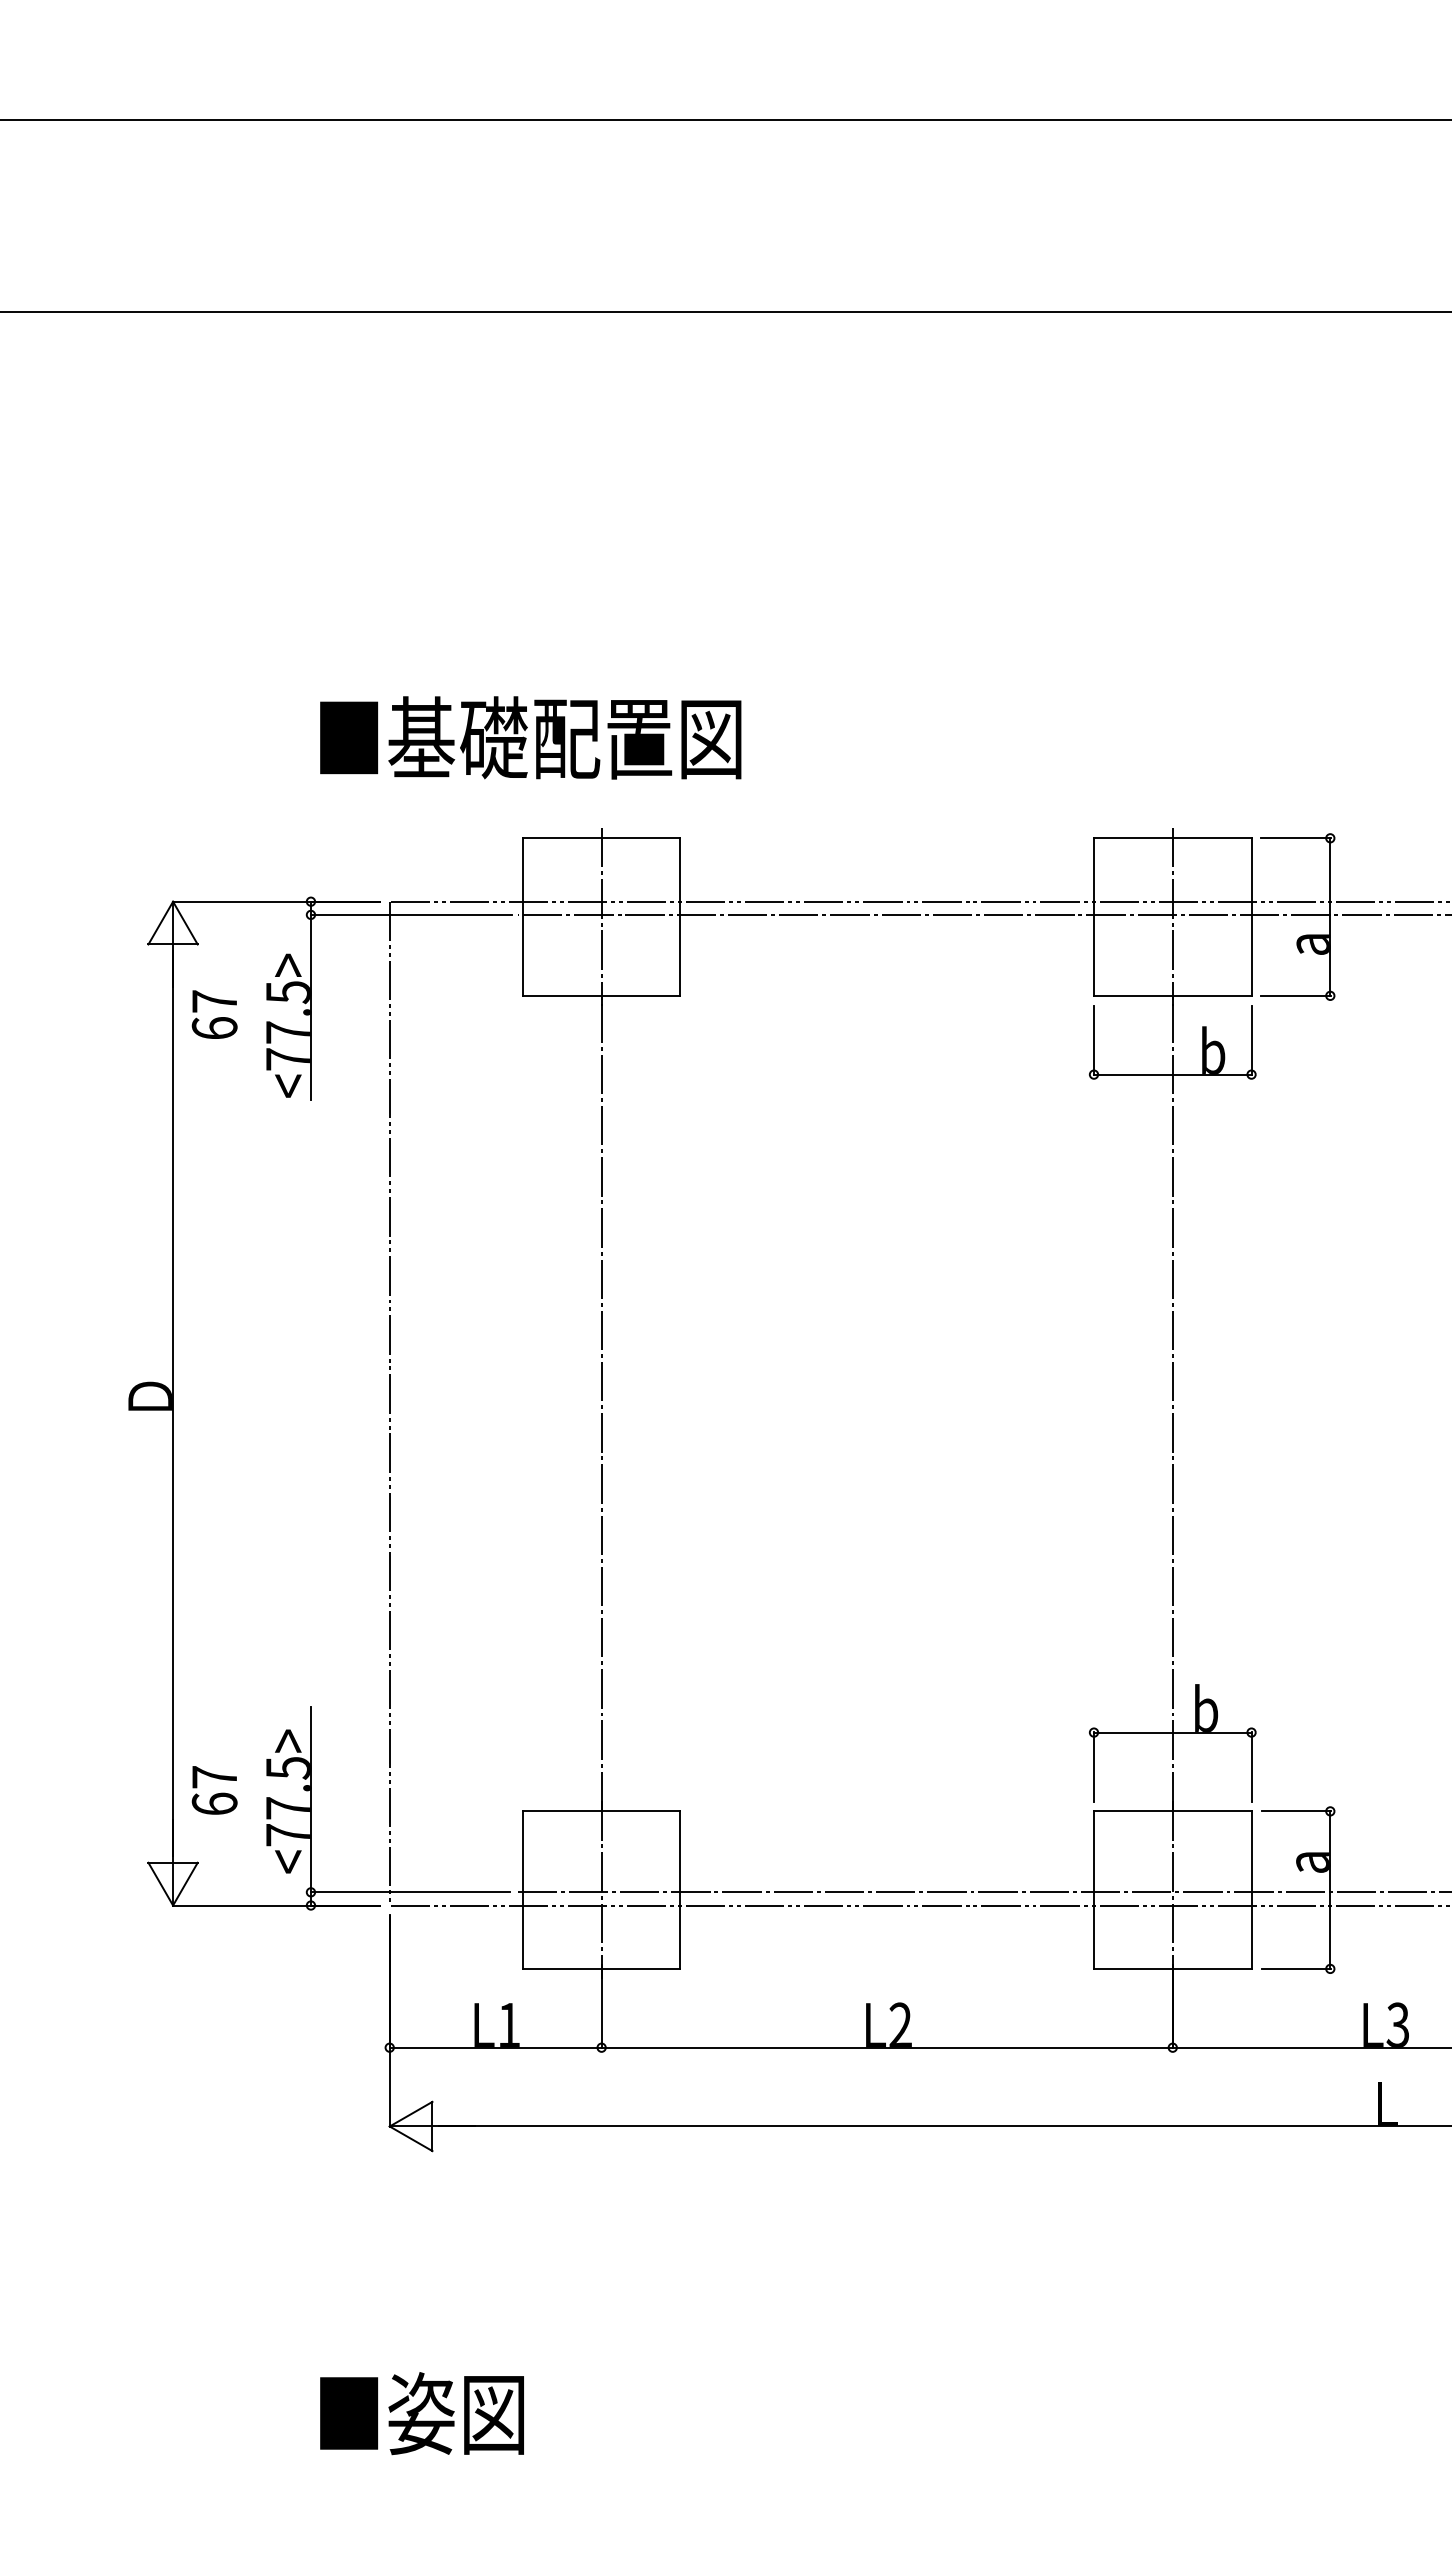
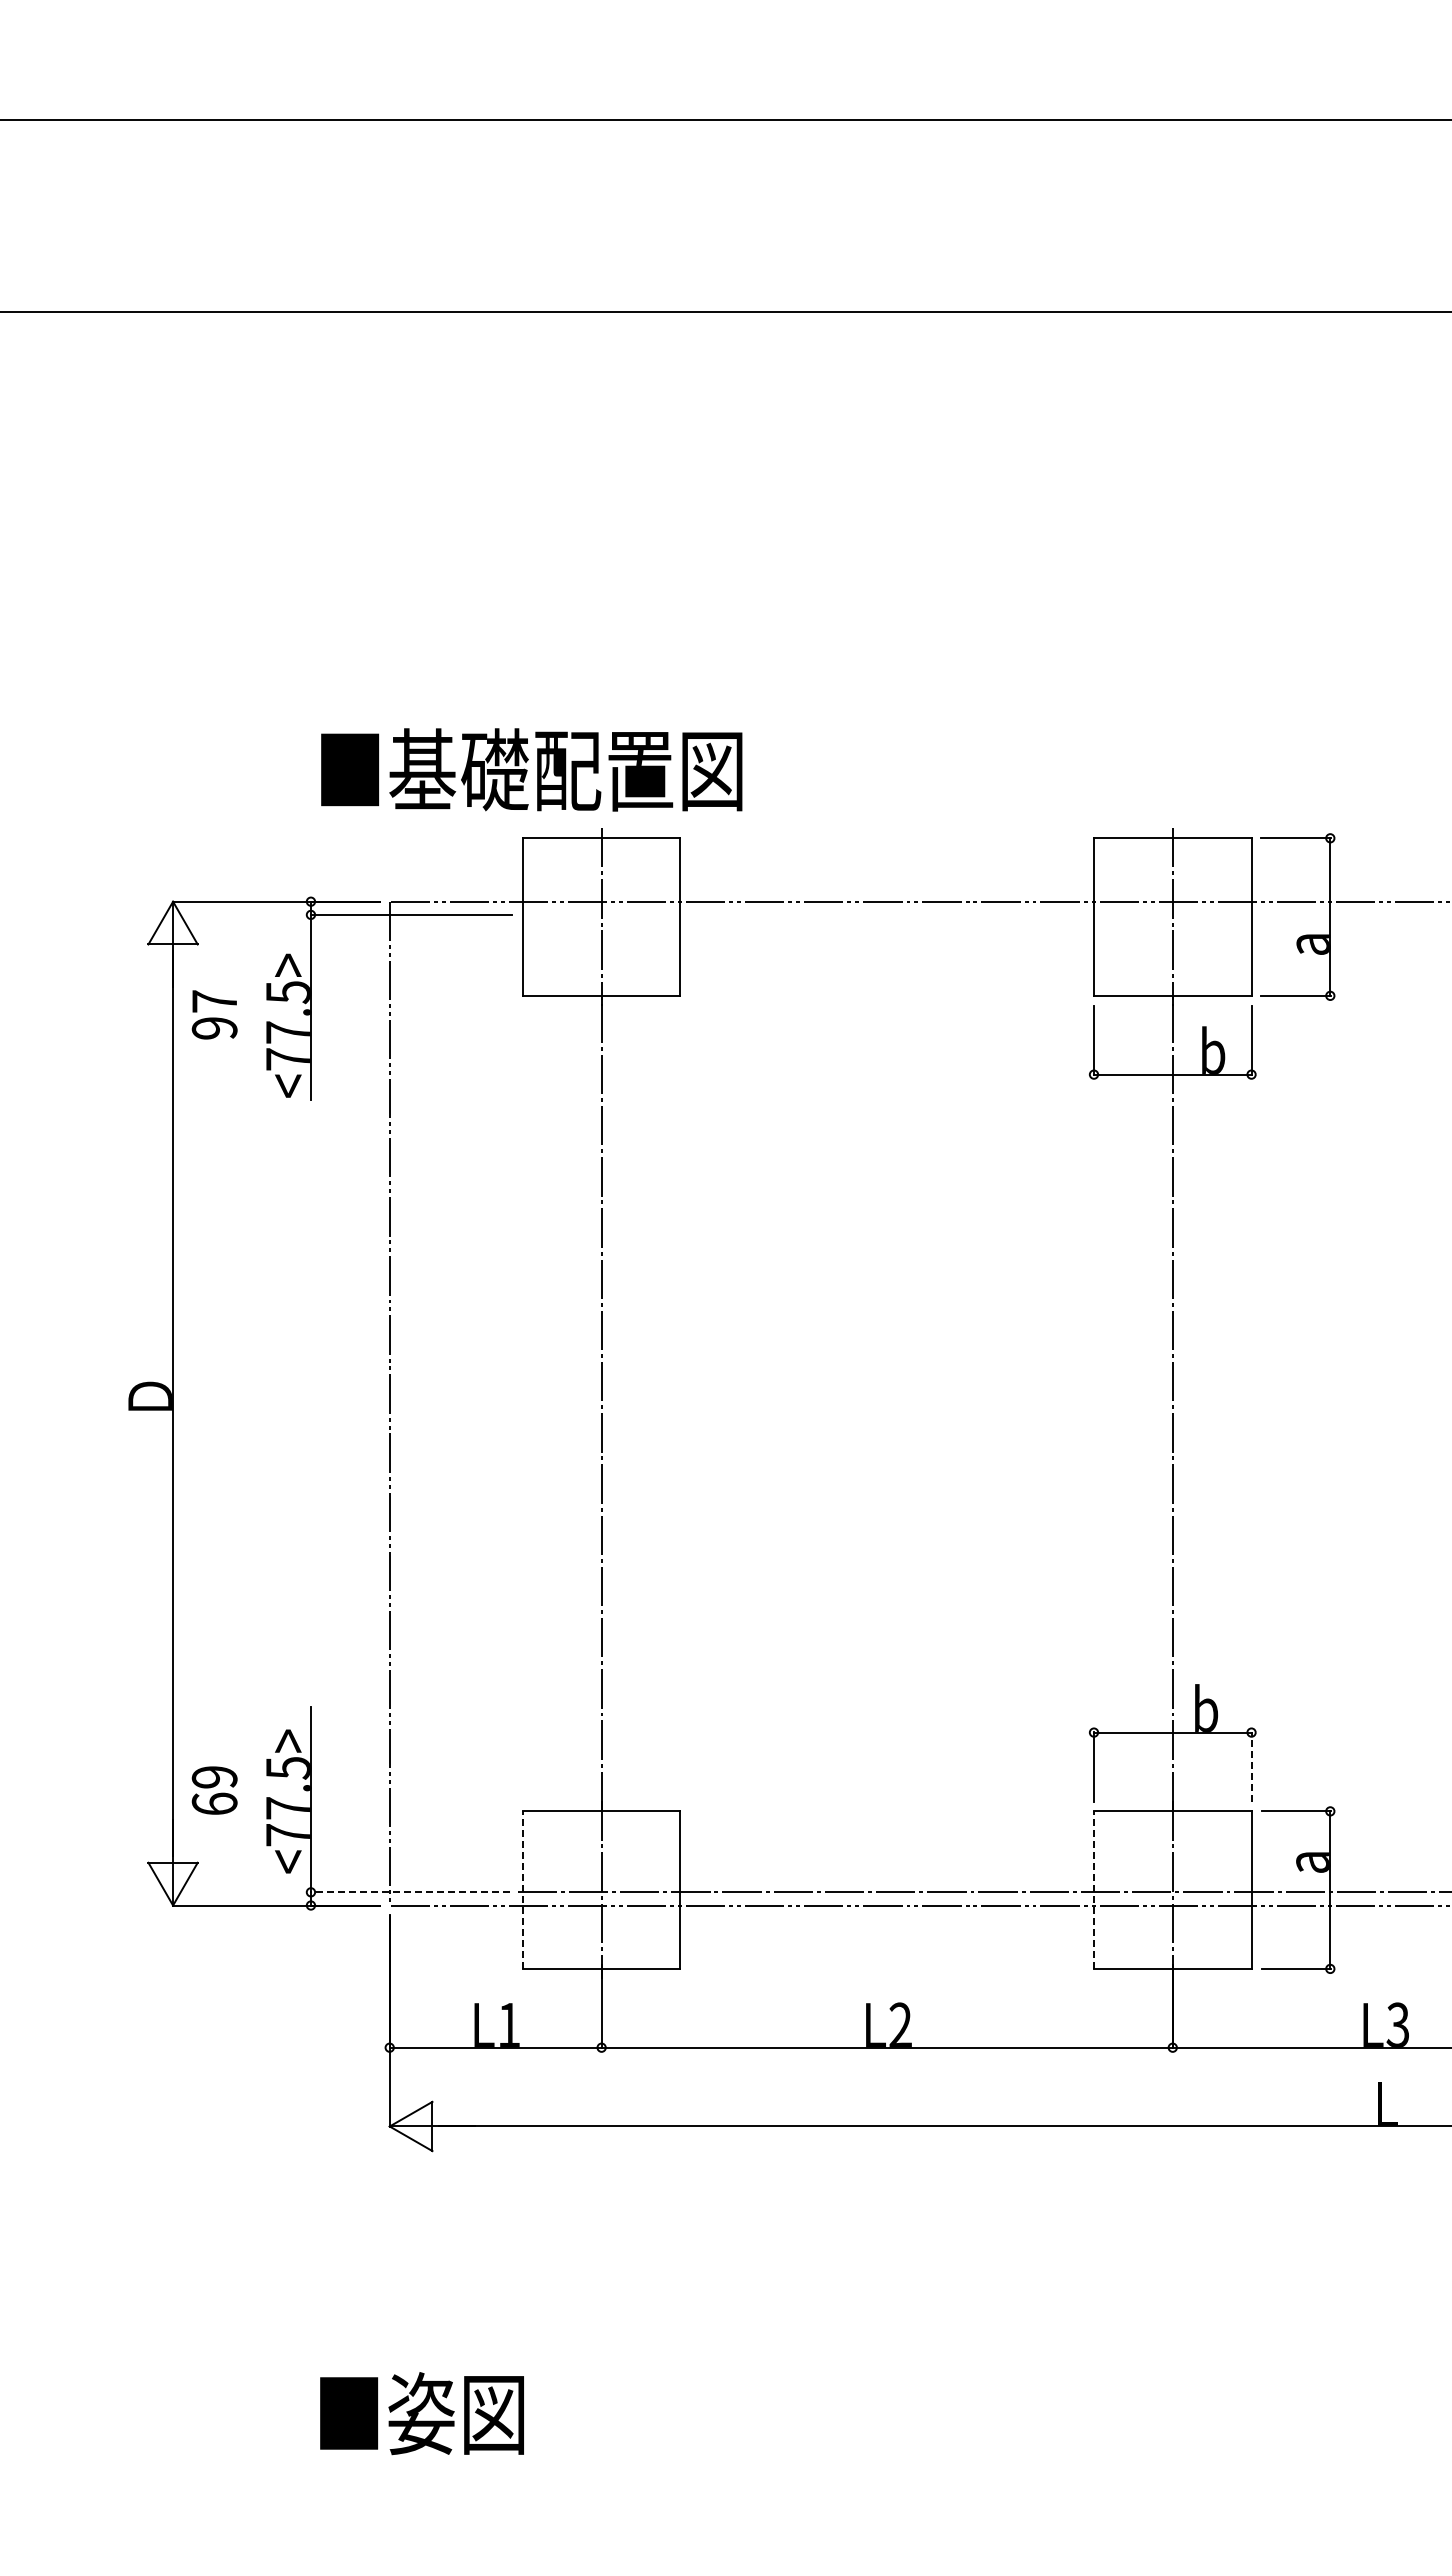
text position: (530, 737) -> (531, 769) (531, 769)
line: present -> none (982, 914)
text: 67 -> 97 (214, 1028)
line: solid -> dashed (1251, 1766)
text: 67 -> 69 (214, 1777)
line: solid -> dashed (522, 1890)
line: solid -> dashed (1093, 1890)
line: solid -> dashed (409, 1892)
